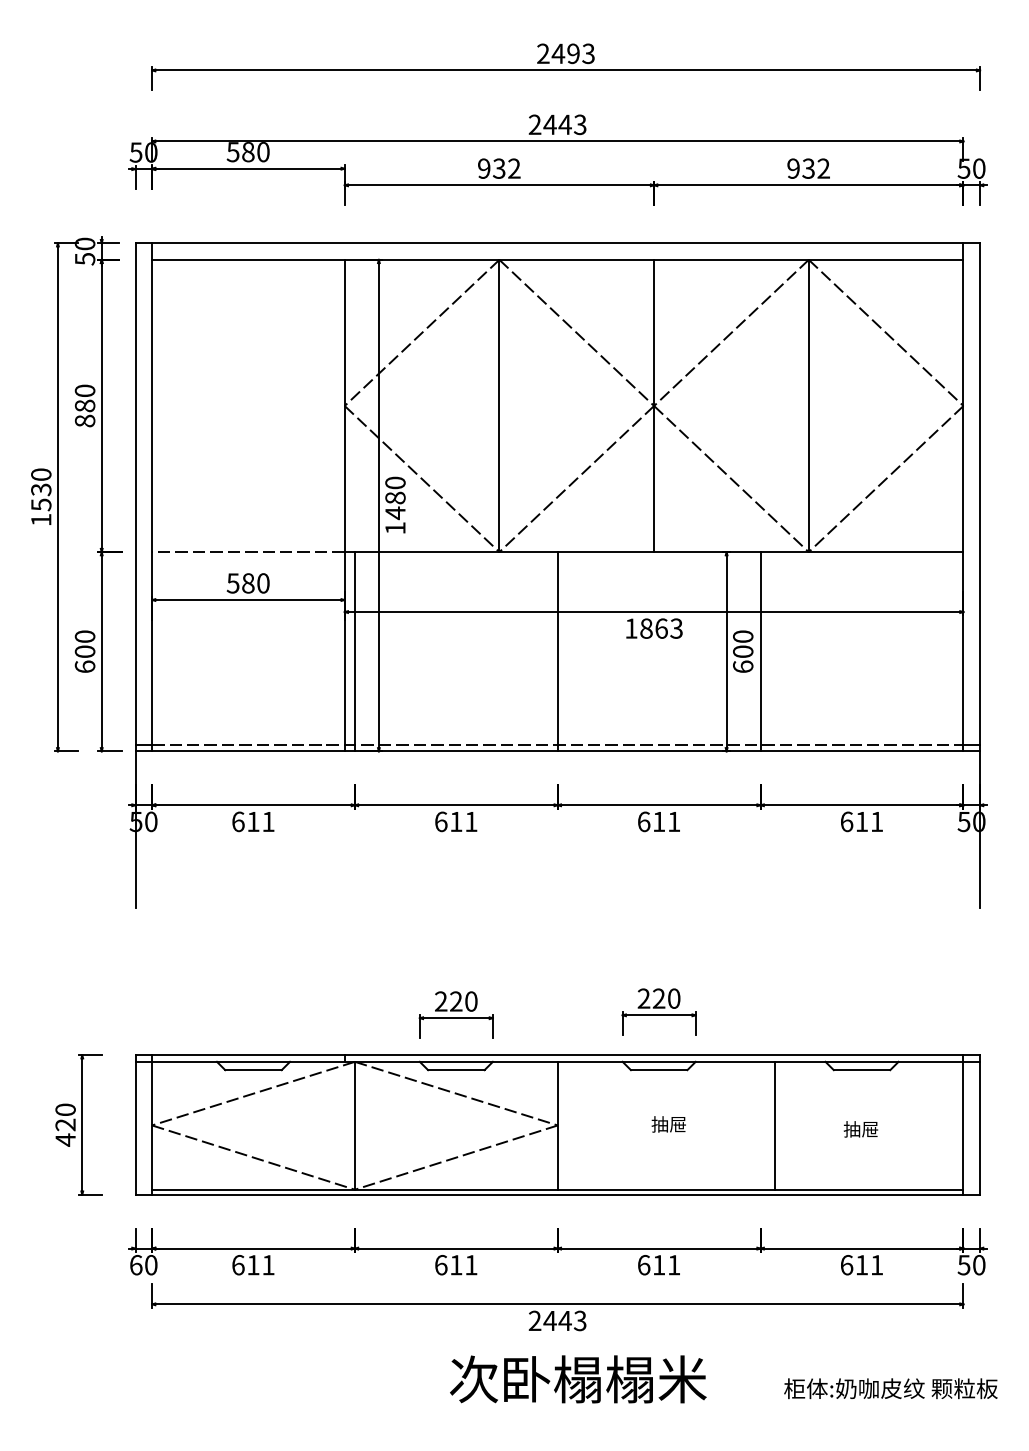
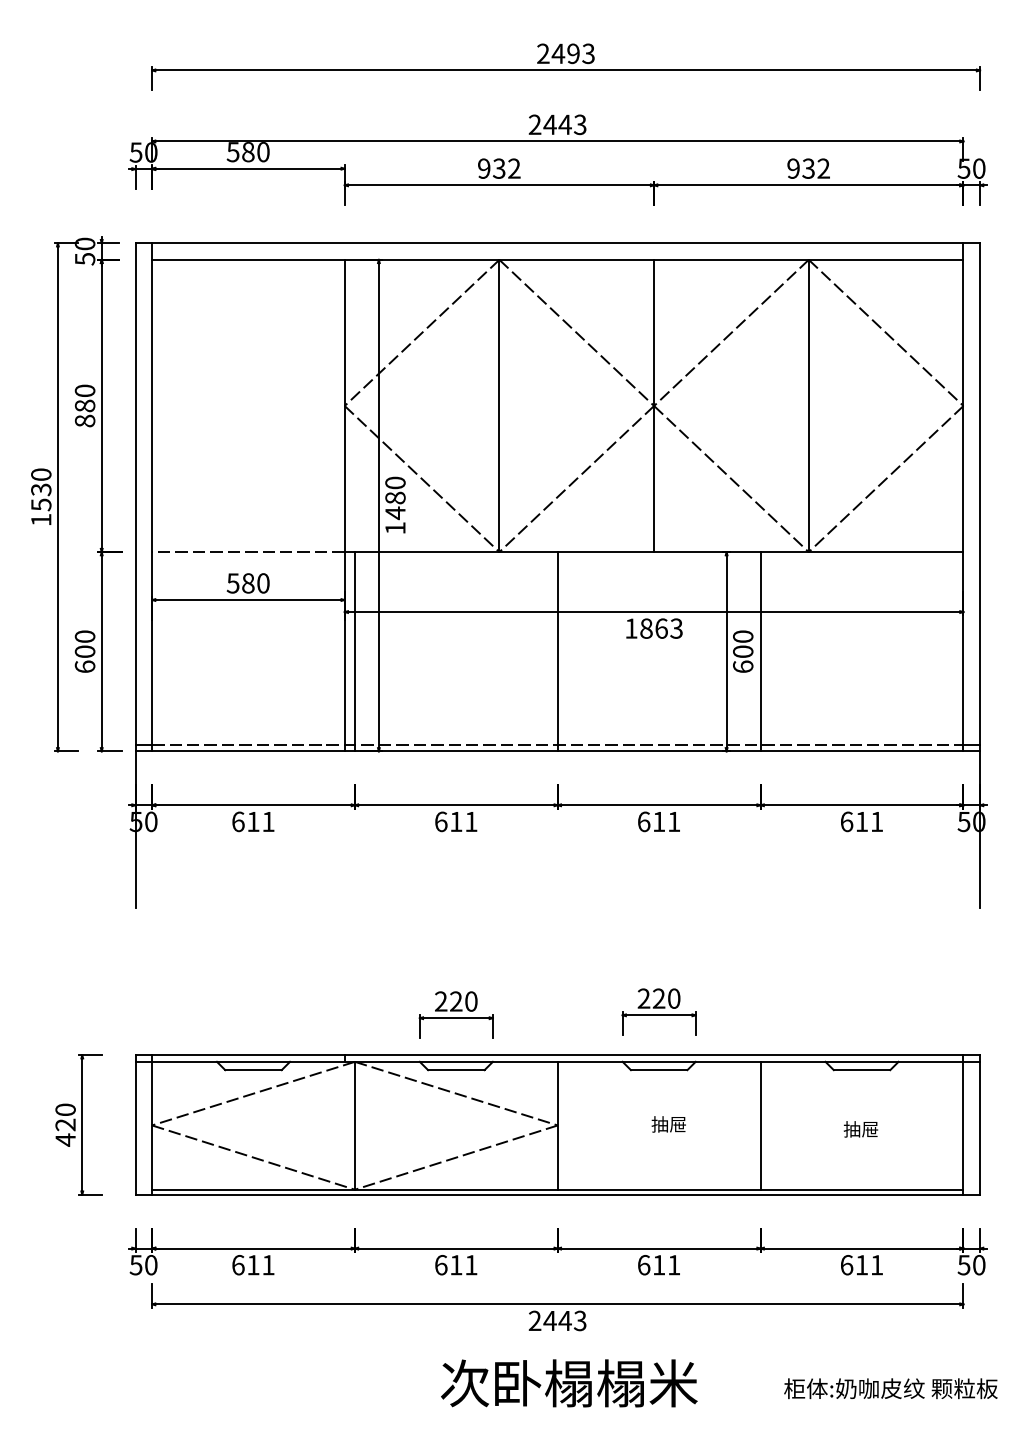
line position: (774, 1125) -> (760, 1125) (760, 1125)
text: 60 -> 50 (135, 1265)
text position: (578, 1379) -> (569, 1383) (569, 1383)
